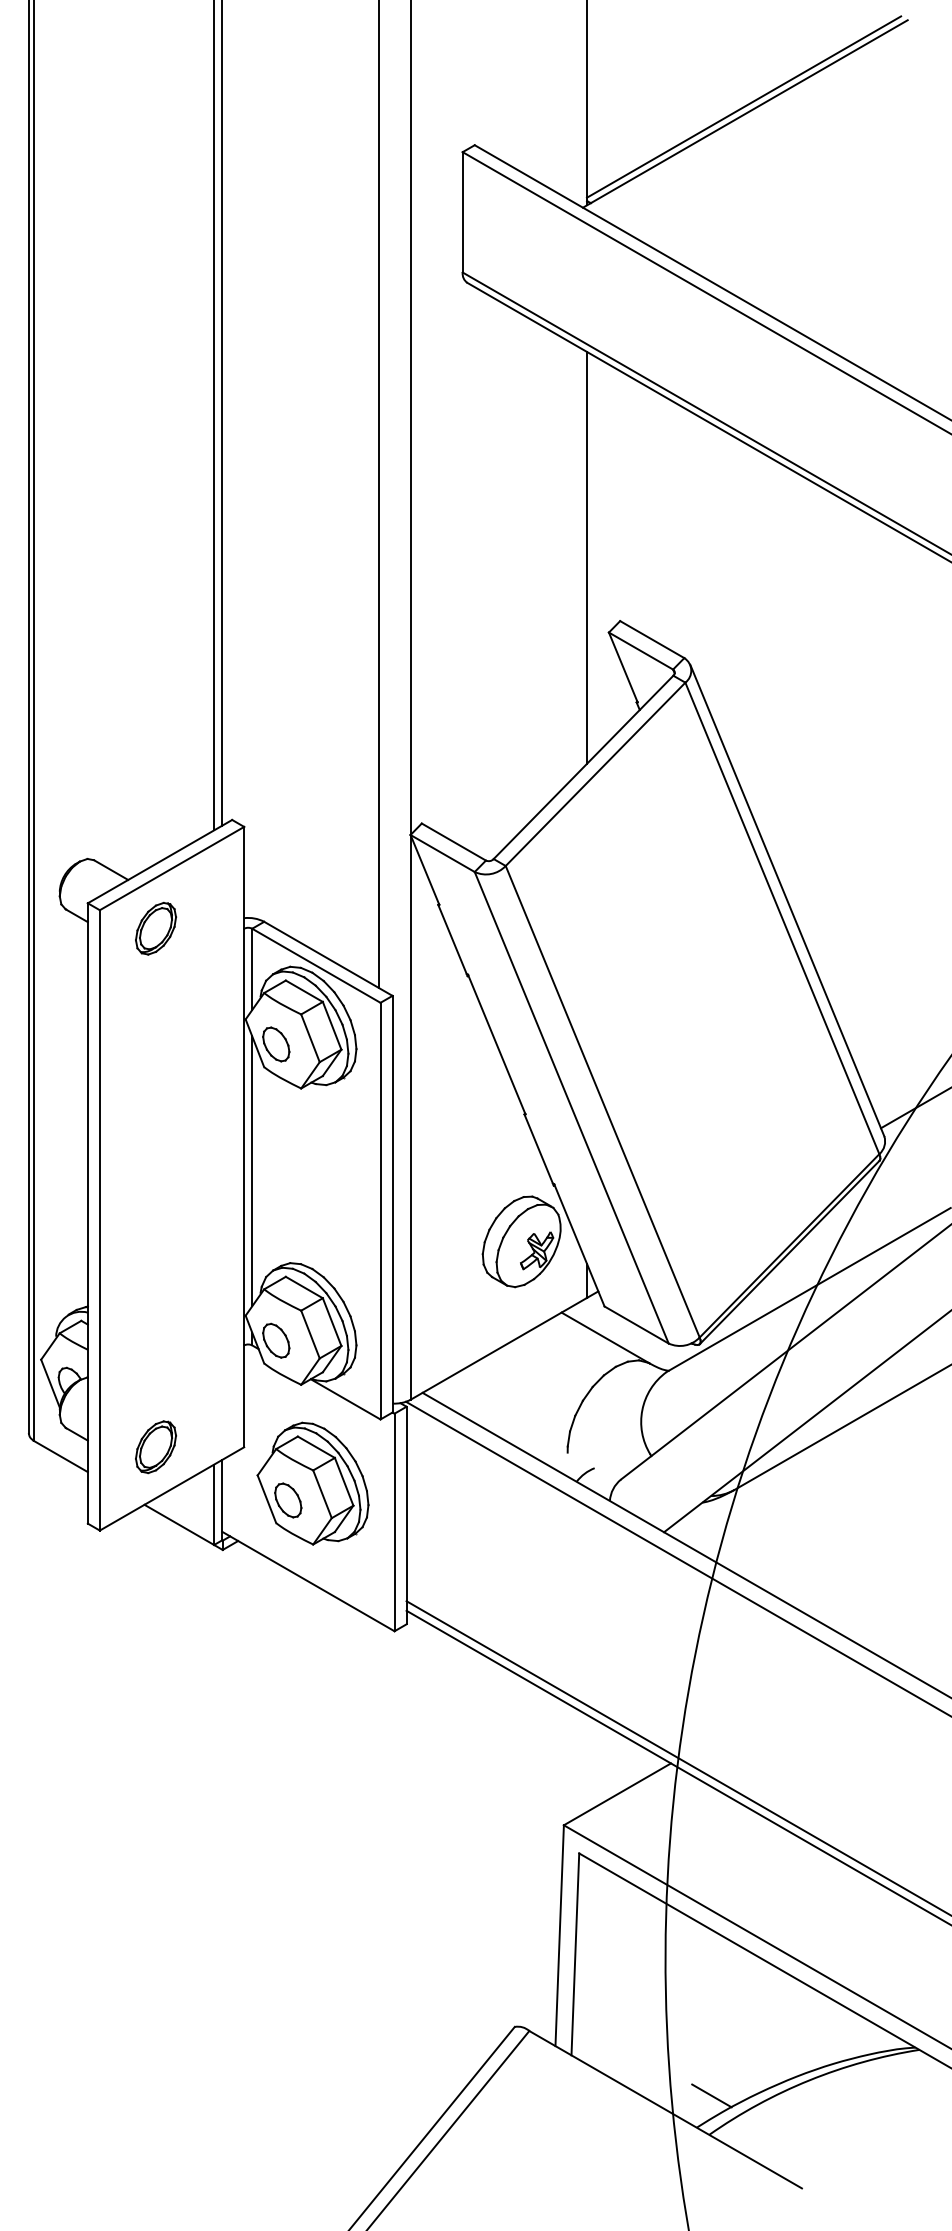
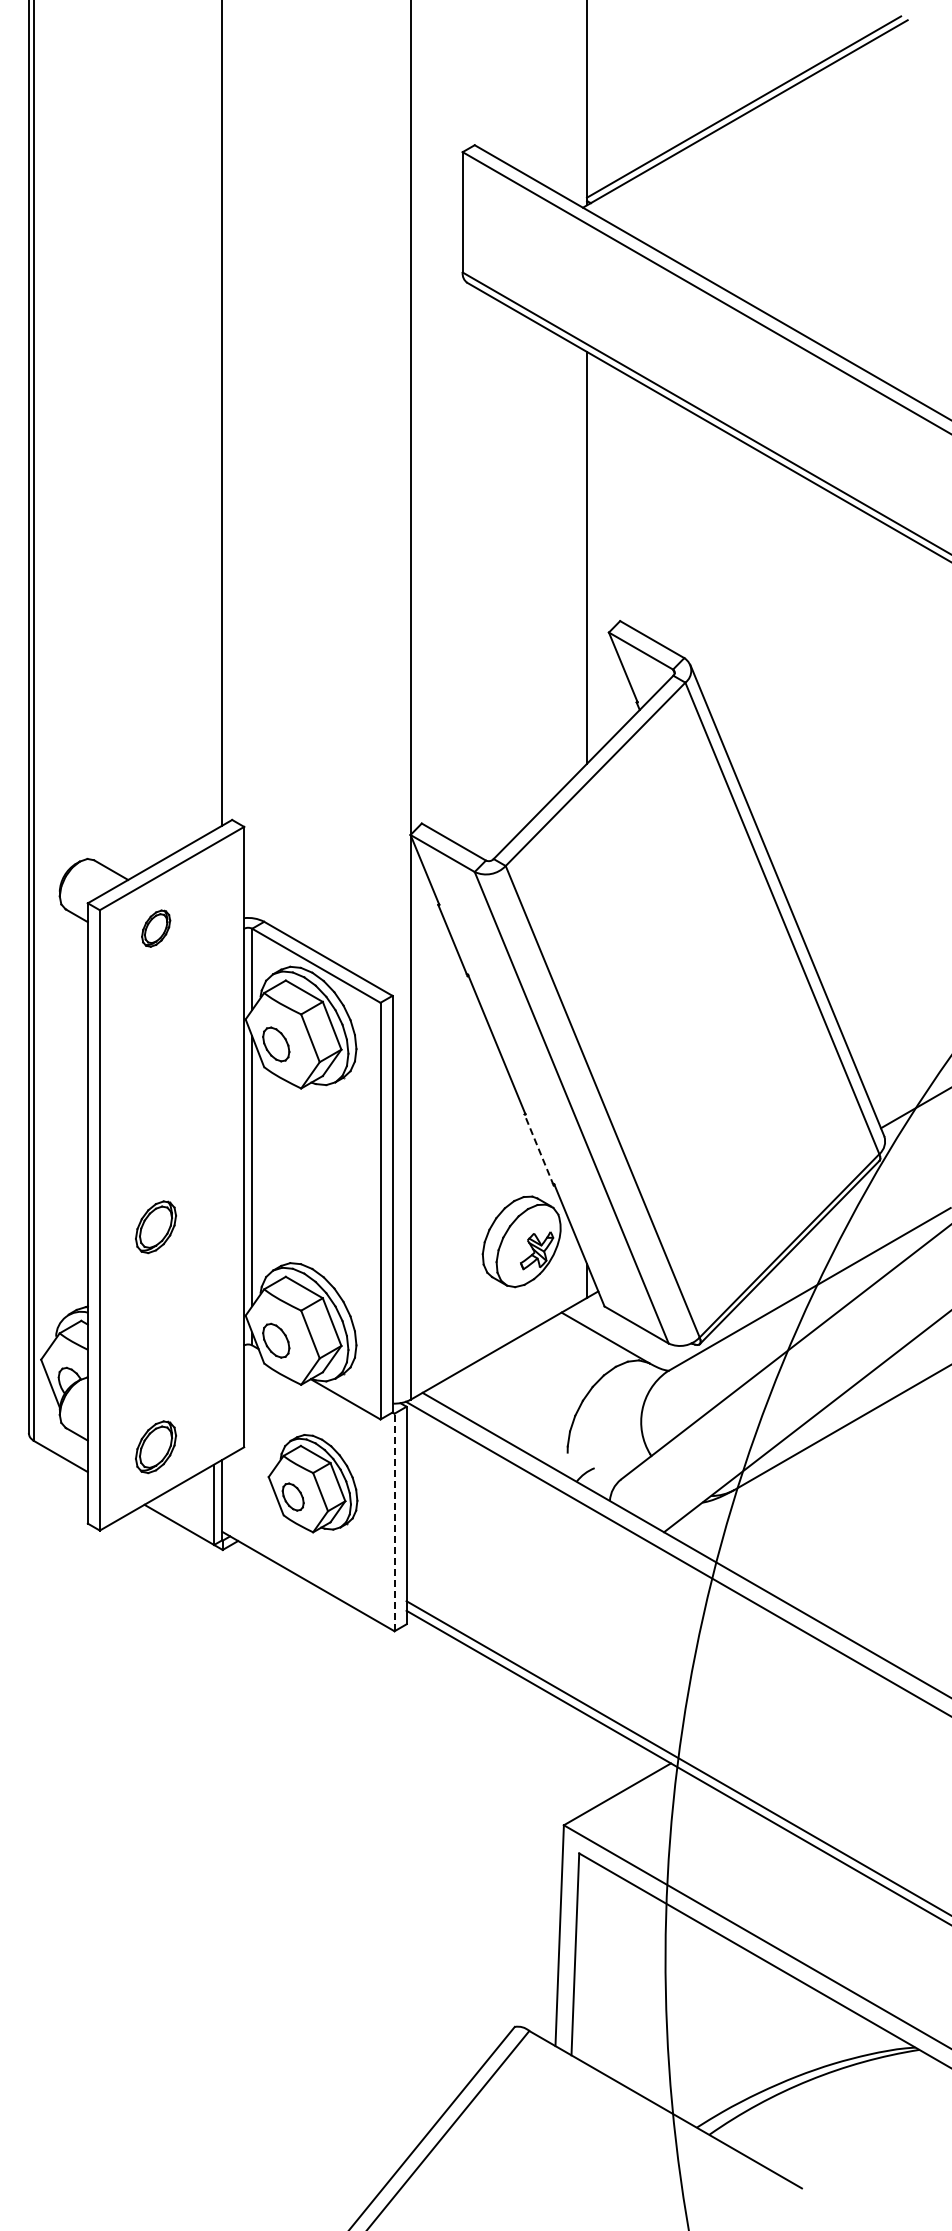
line: present -> none (214, 416)
line: present -> none (378, 494)
part size: 43x55 px -> 31x39 px (156, 928)
line: solid -> dashed (539, 1150)
part: none -> present (155, 1227)
part size: 114x125 px -> 92x100 px (312, 1483)
line: solid -> dashed (394, 1522)
line: present -> none (711, 2095)
